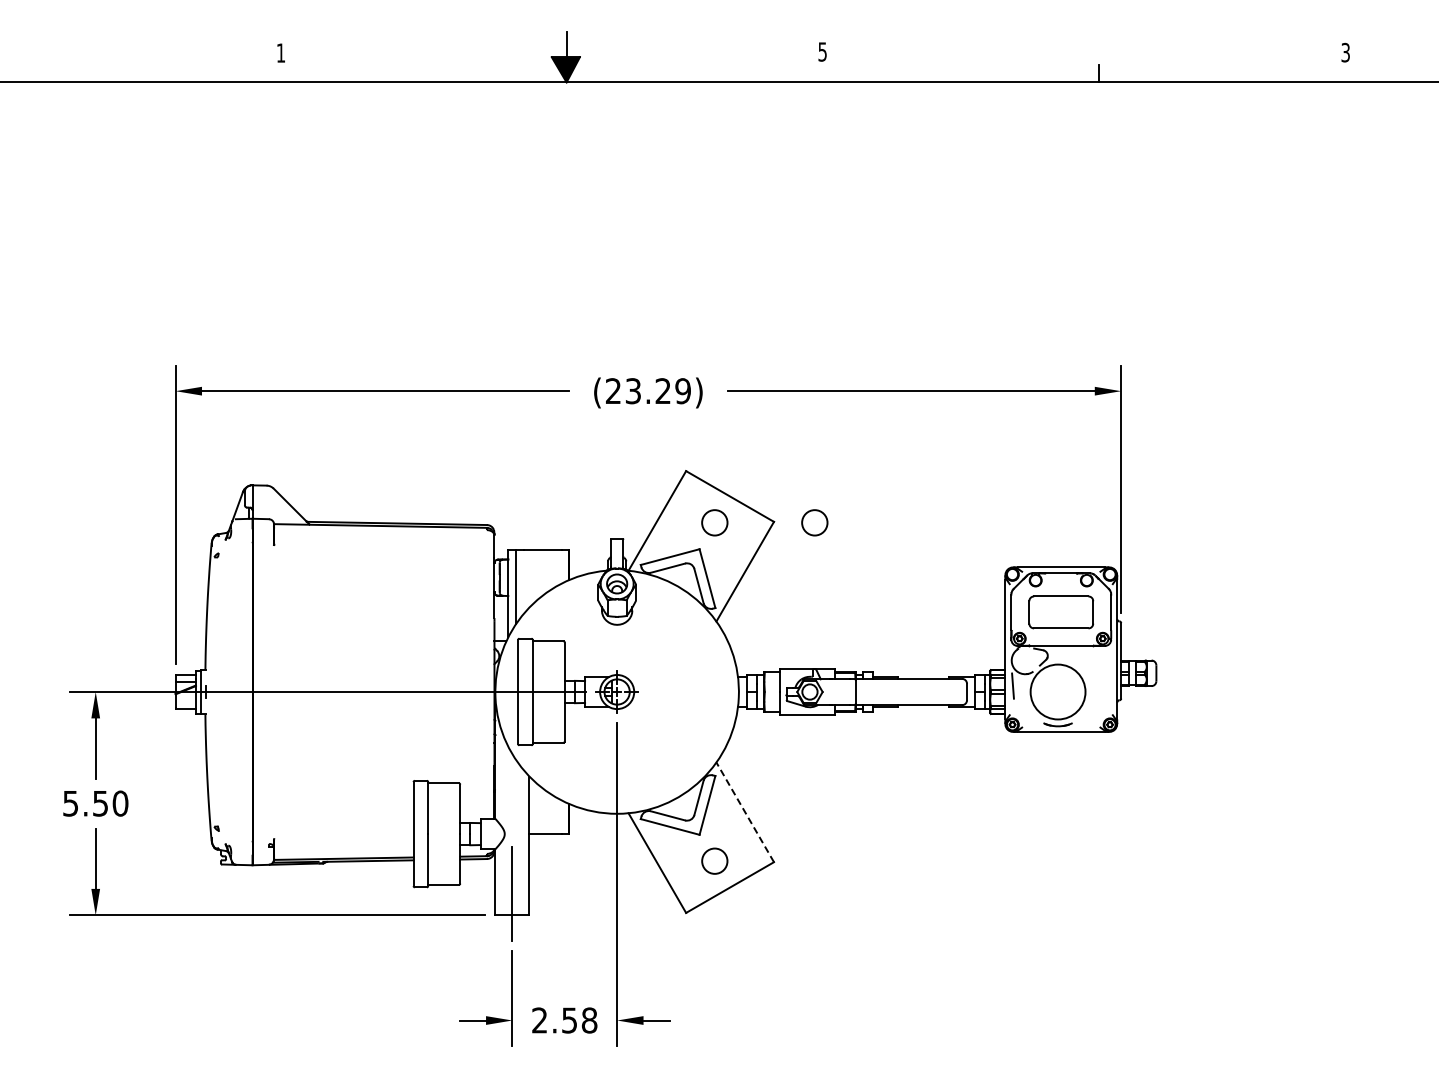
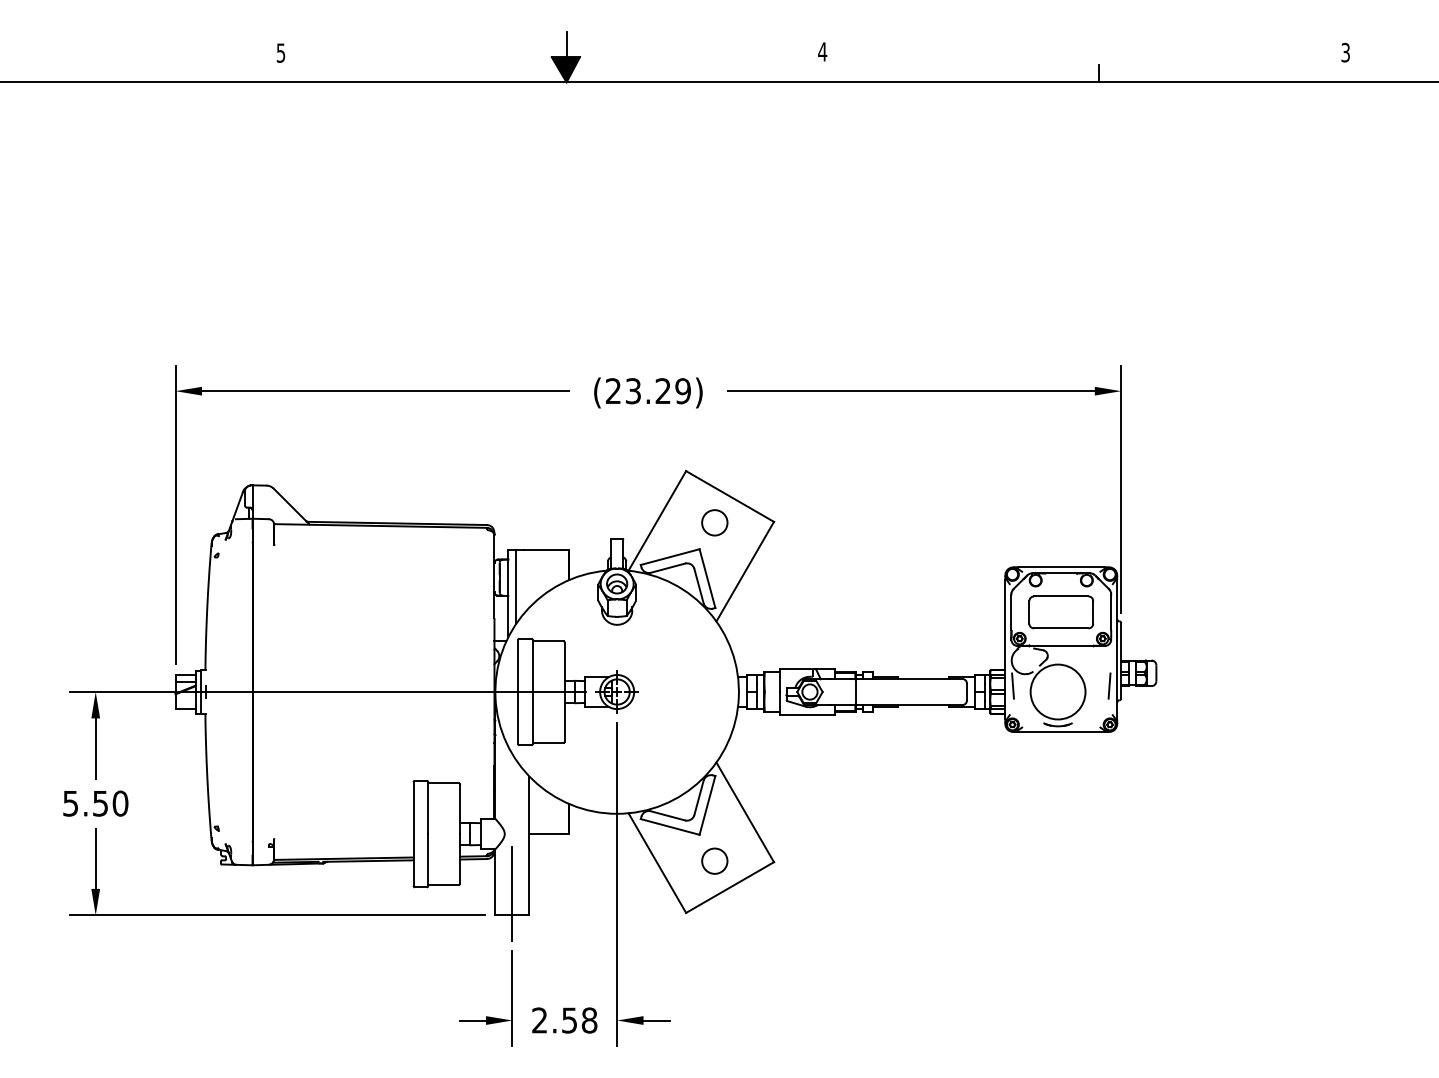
text: 5 -> 4 (822, 51)
text: 1 -> 5 (280, 52)
circle: present -> none (814, 522)
line: none -> present (1109, 685)
line: dashed -> solid (745, 812)
